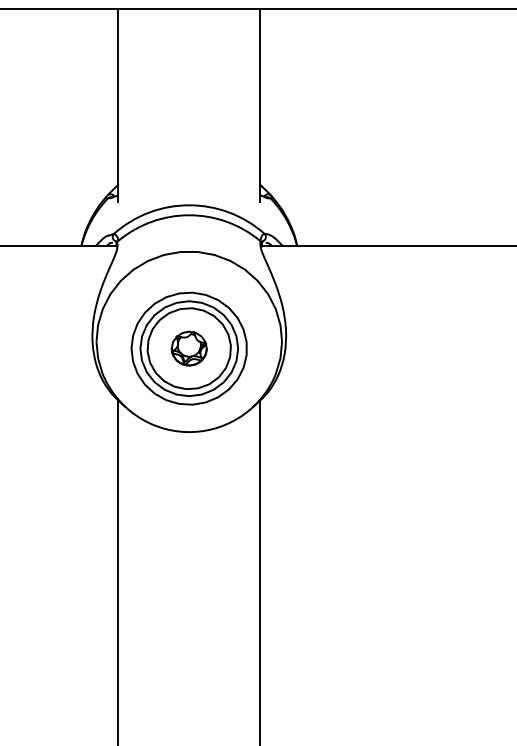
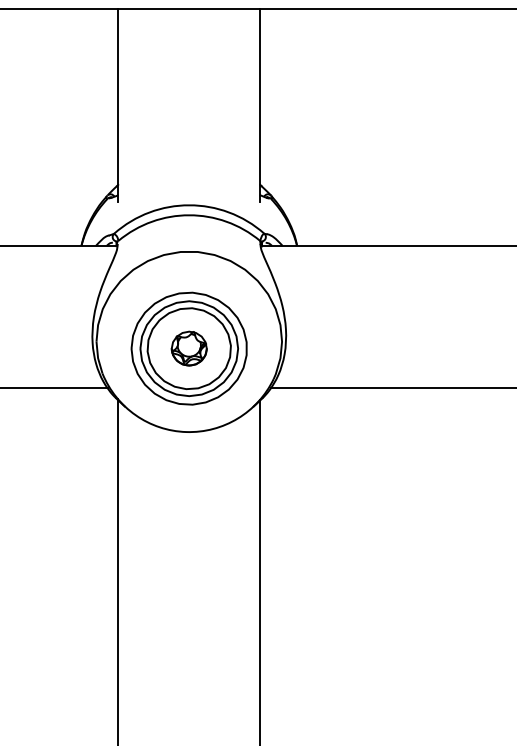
line: none -> present (54, 388)
line: none -> present (391, 388)
